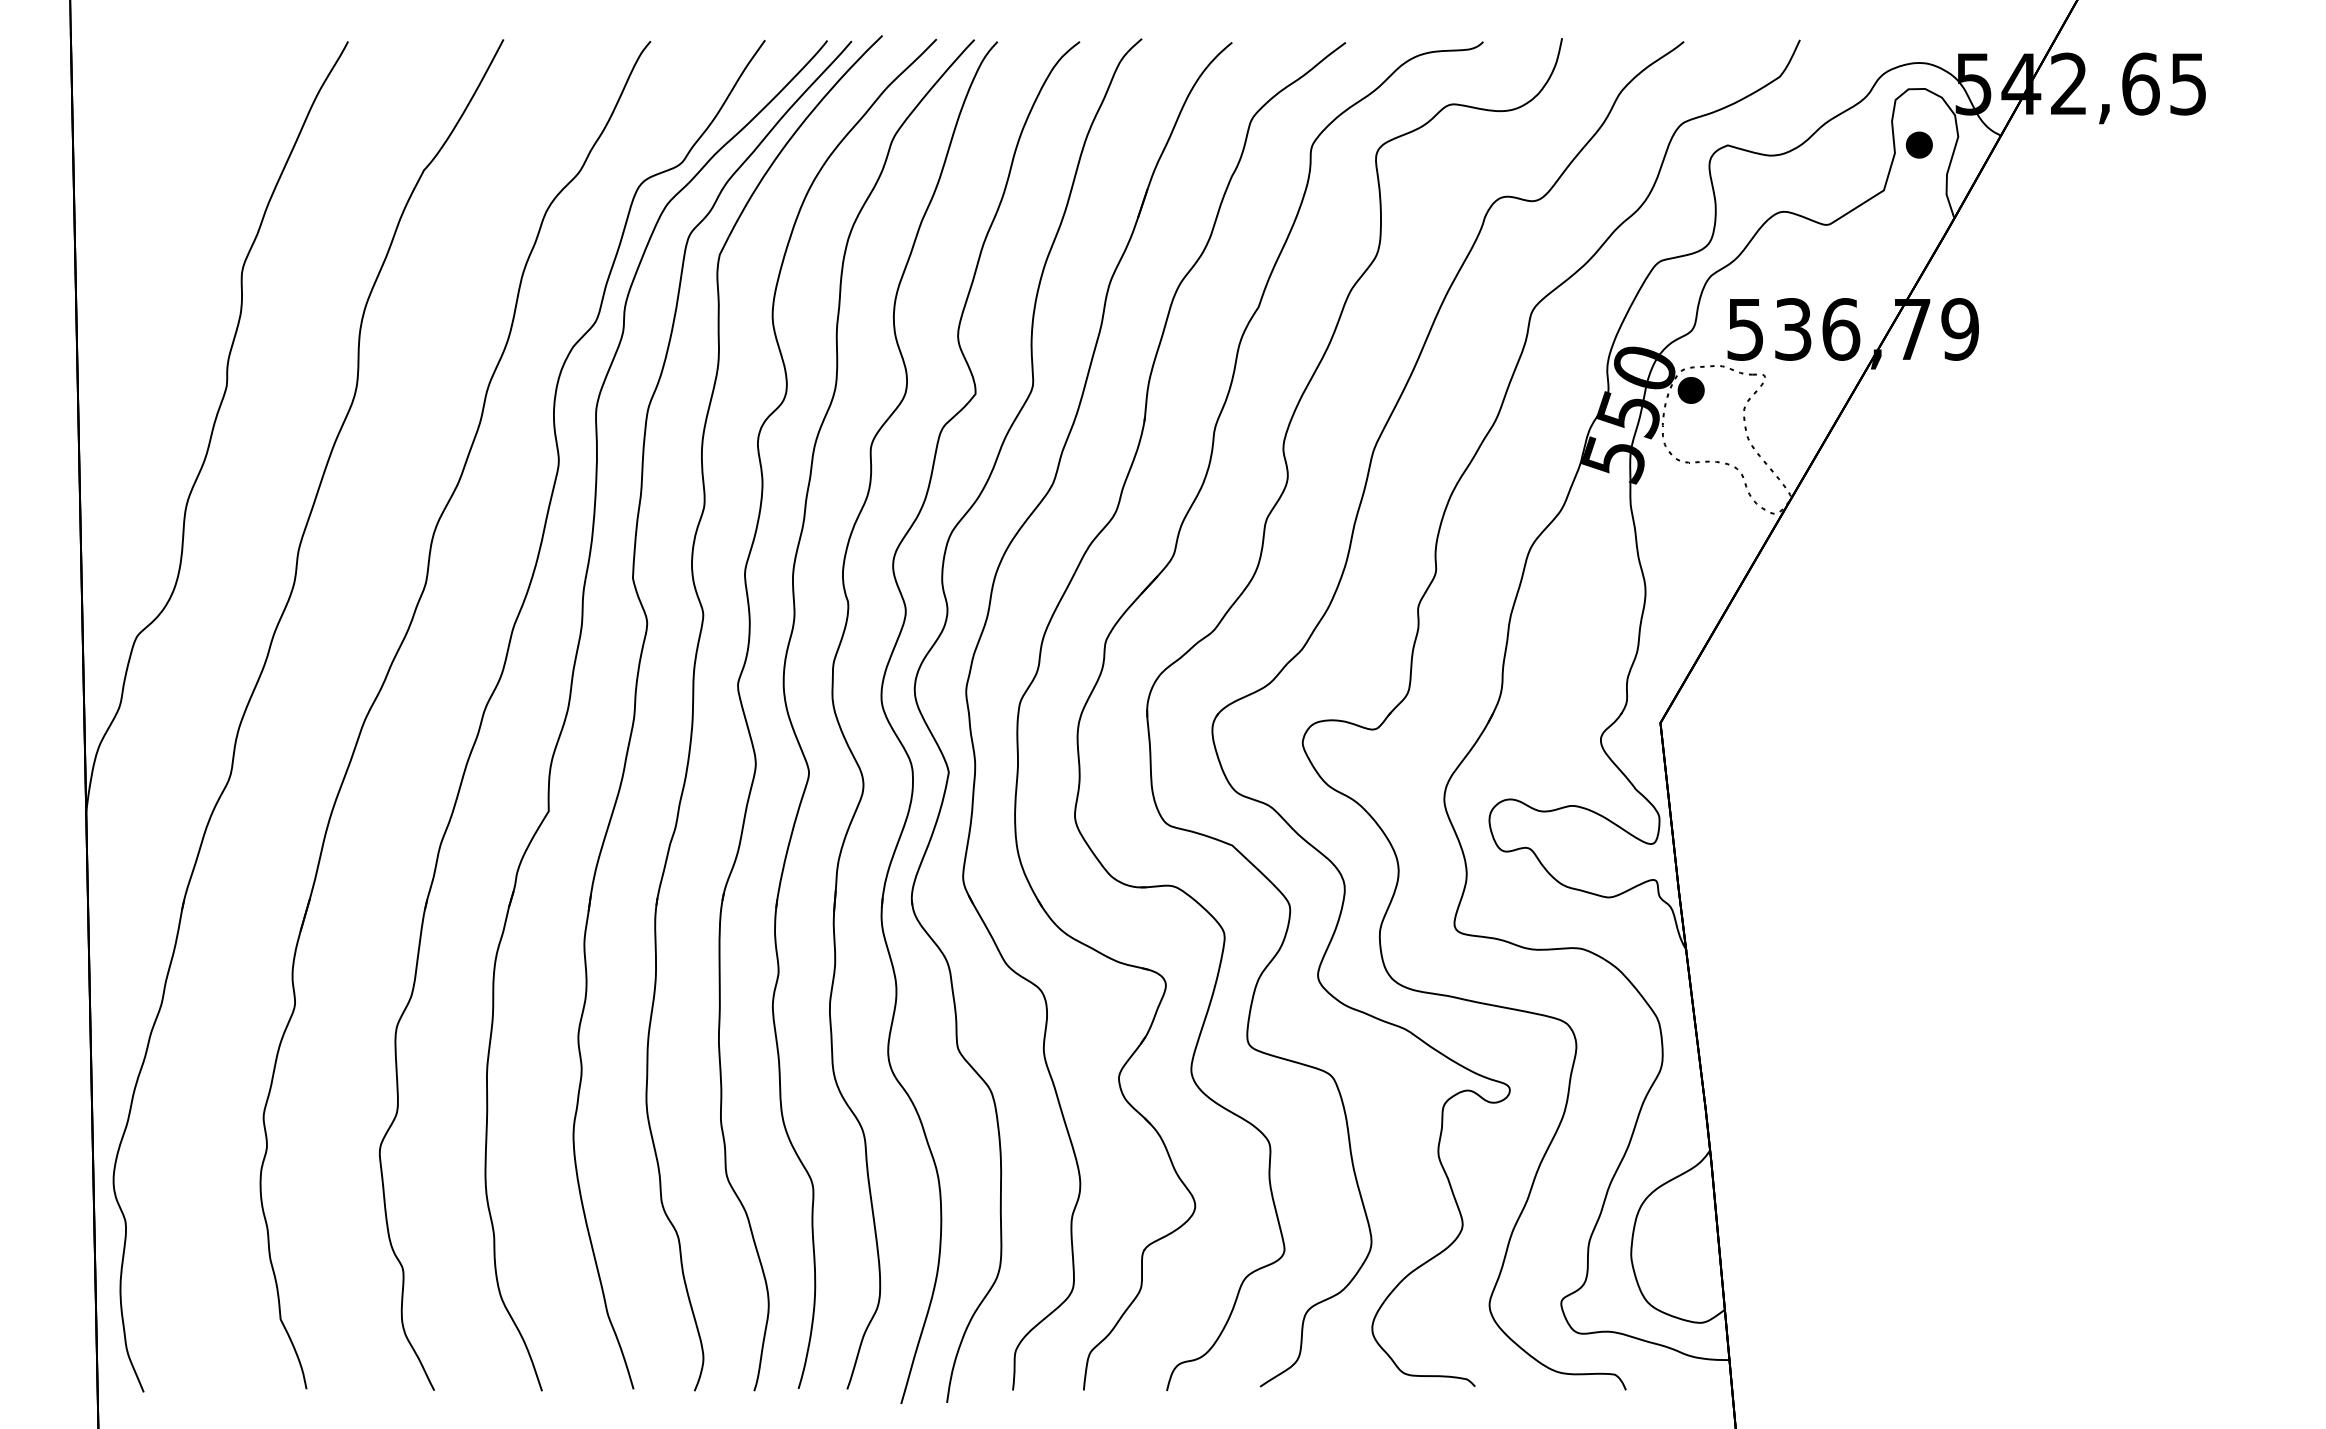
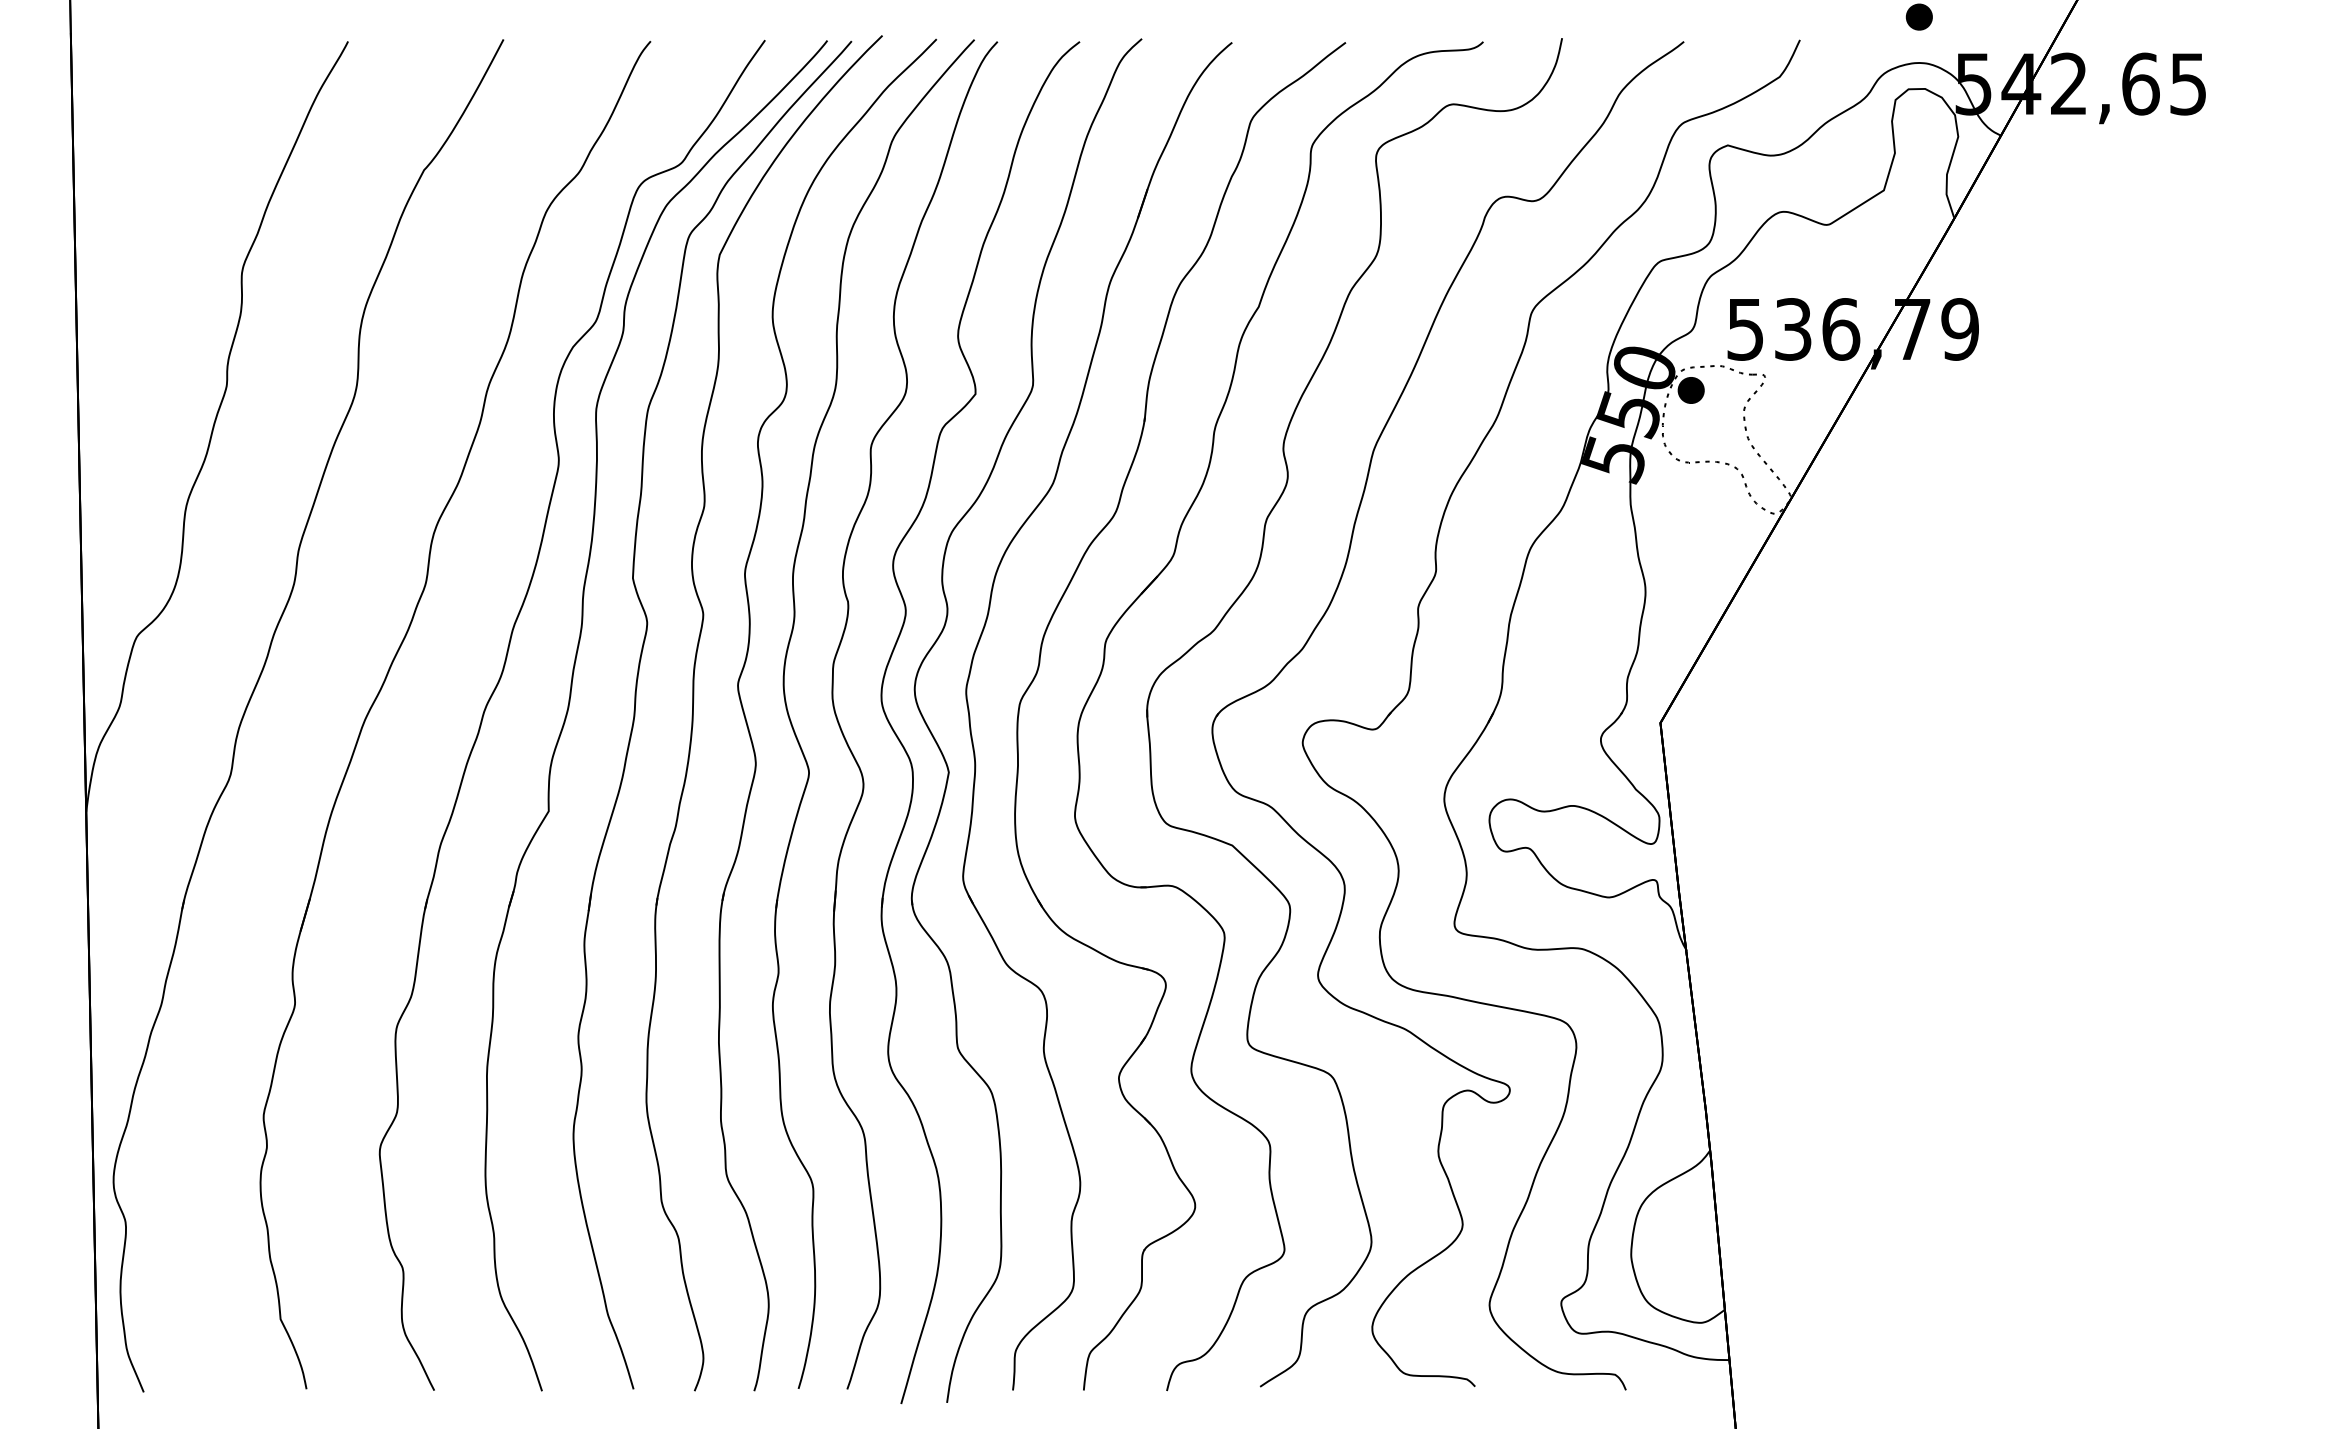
part position: (1918, 144) -> (1918, 16) (1918, 16)
